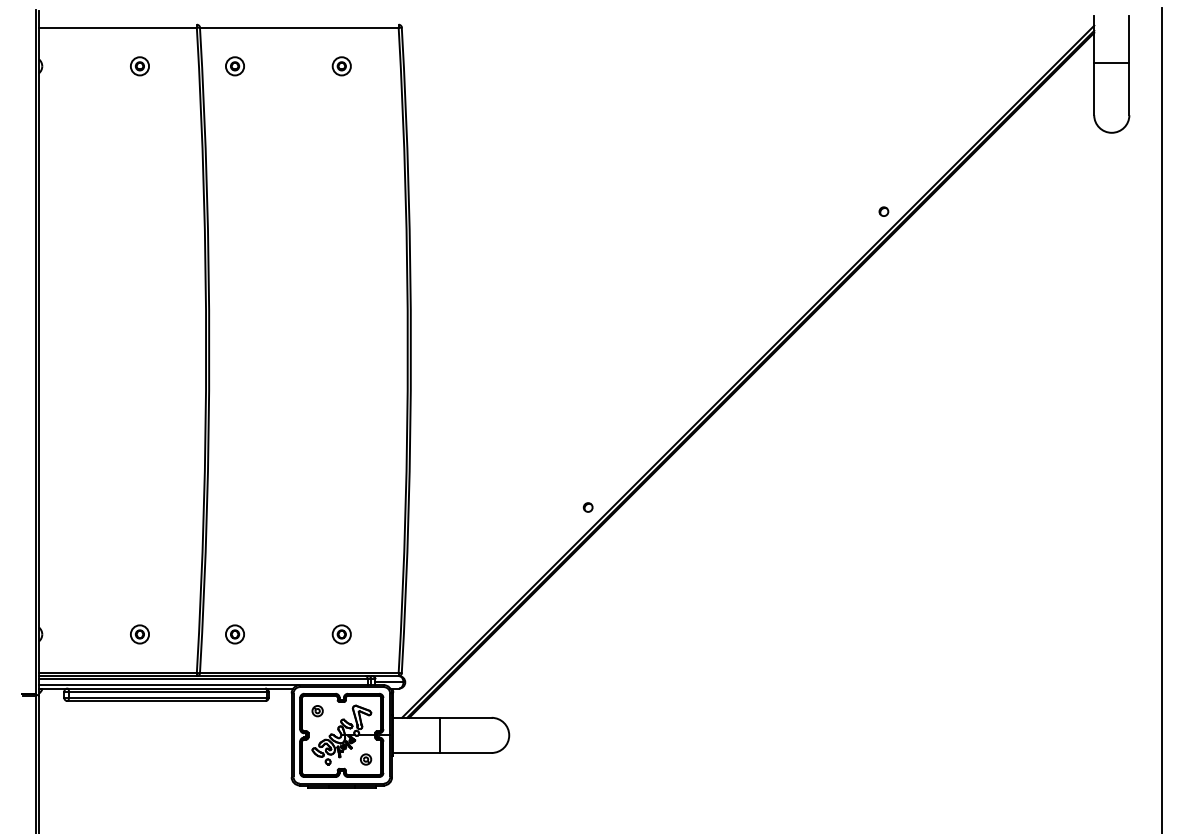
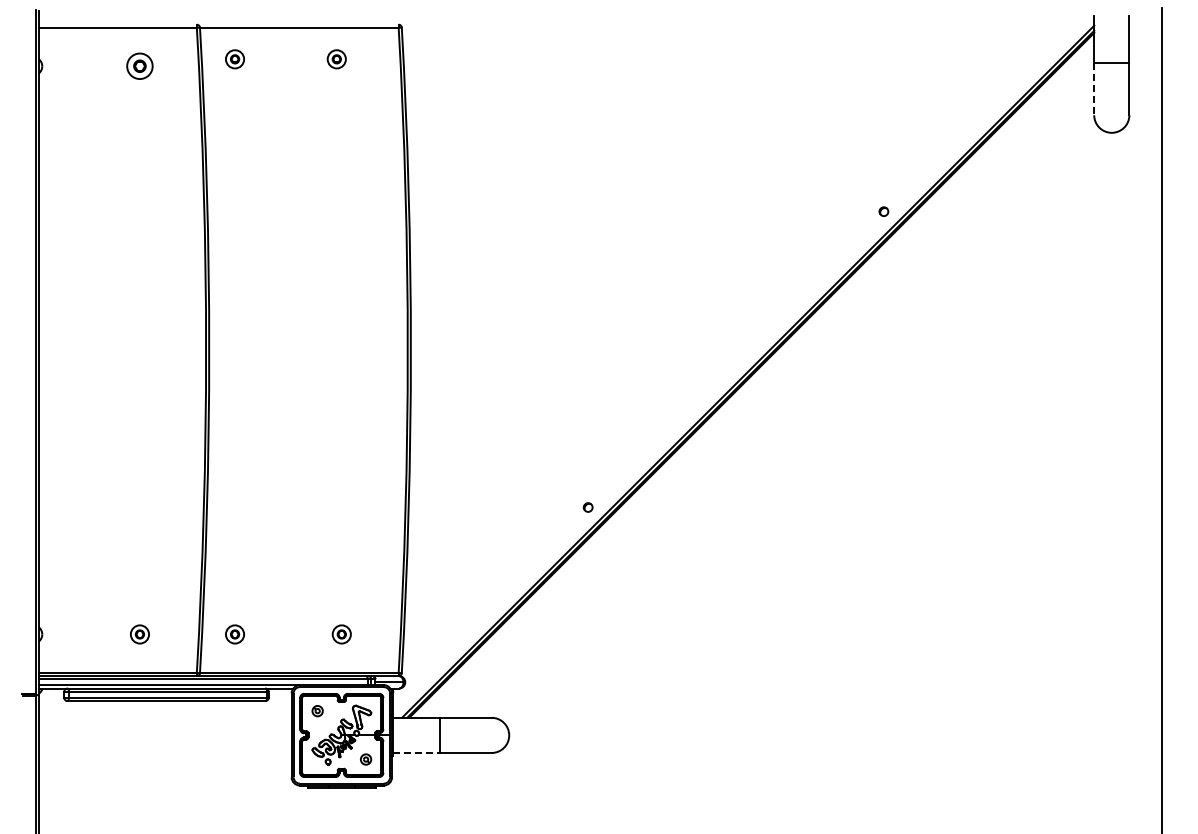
part size: 20x21 px -> 28x28 px (139, 65)
part position: (234, 66) -> (234, 59) (234, 59)
part position: (341, 66) -> (336, 59) (336, 59)
line: solid -> dashed (1094, 89)
line: solid -> dashed (416, 752)
